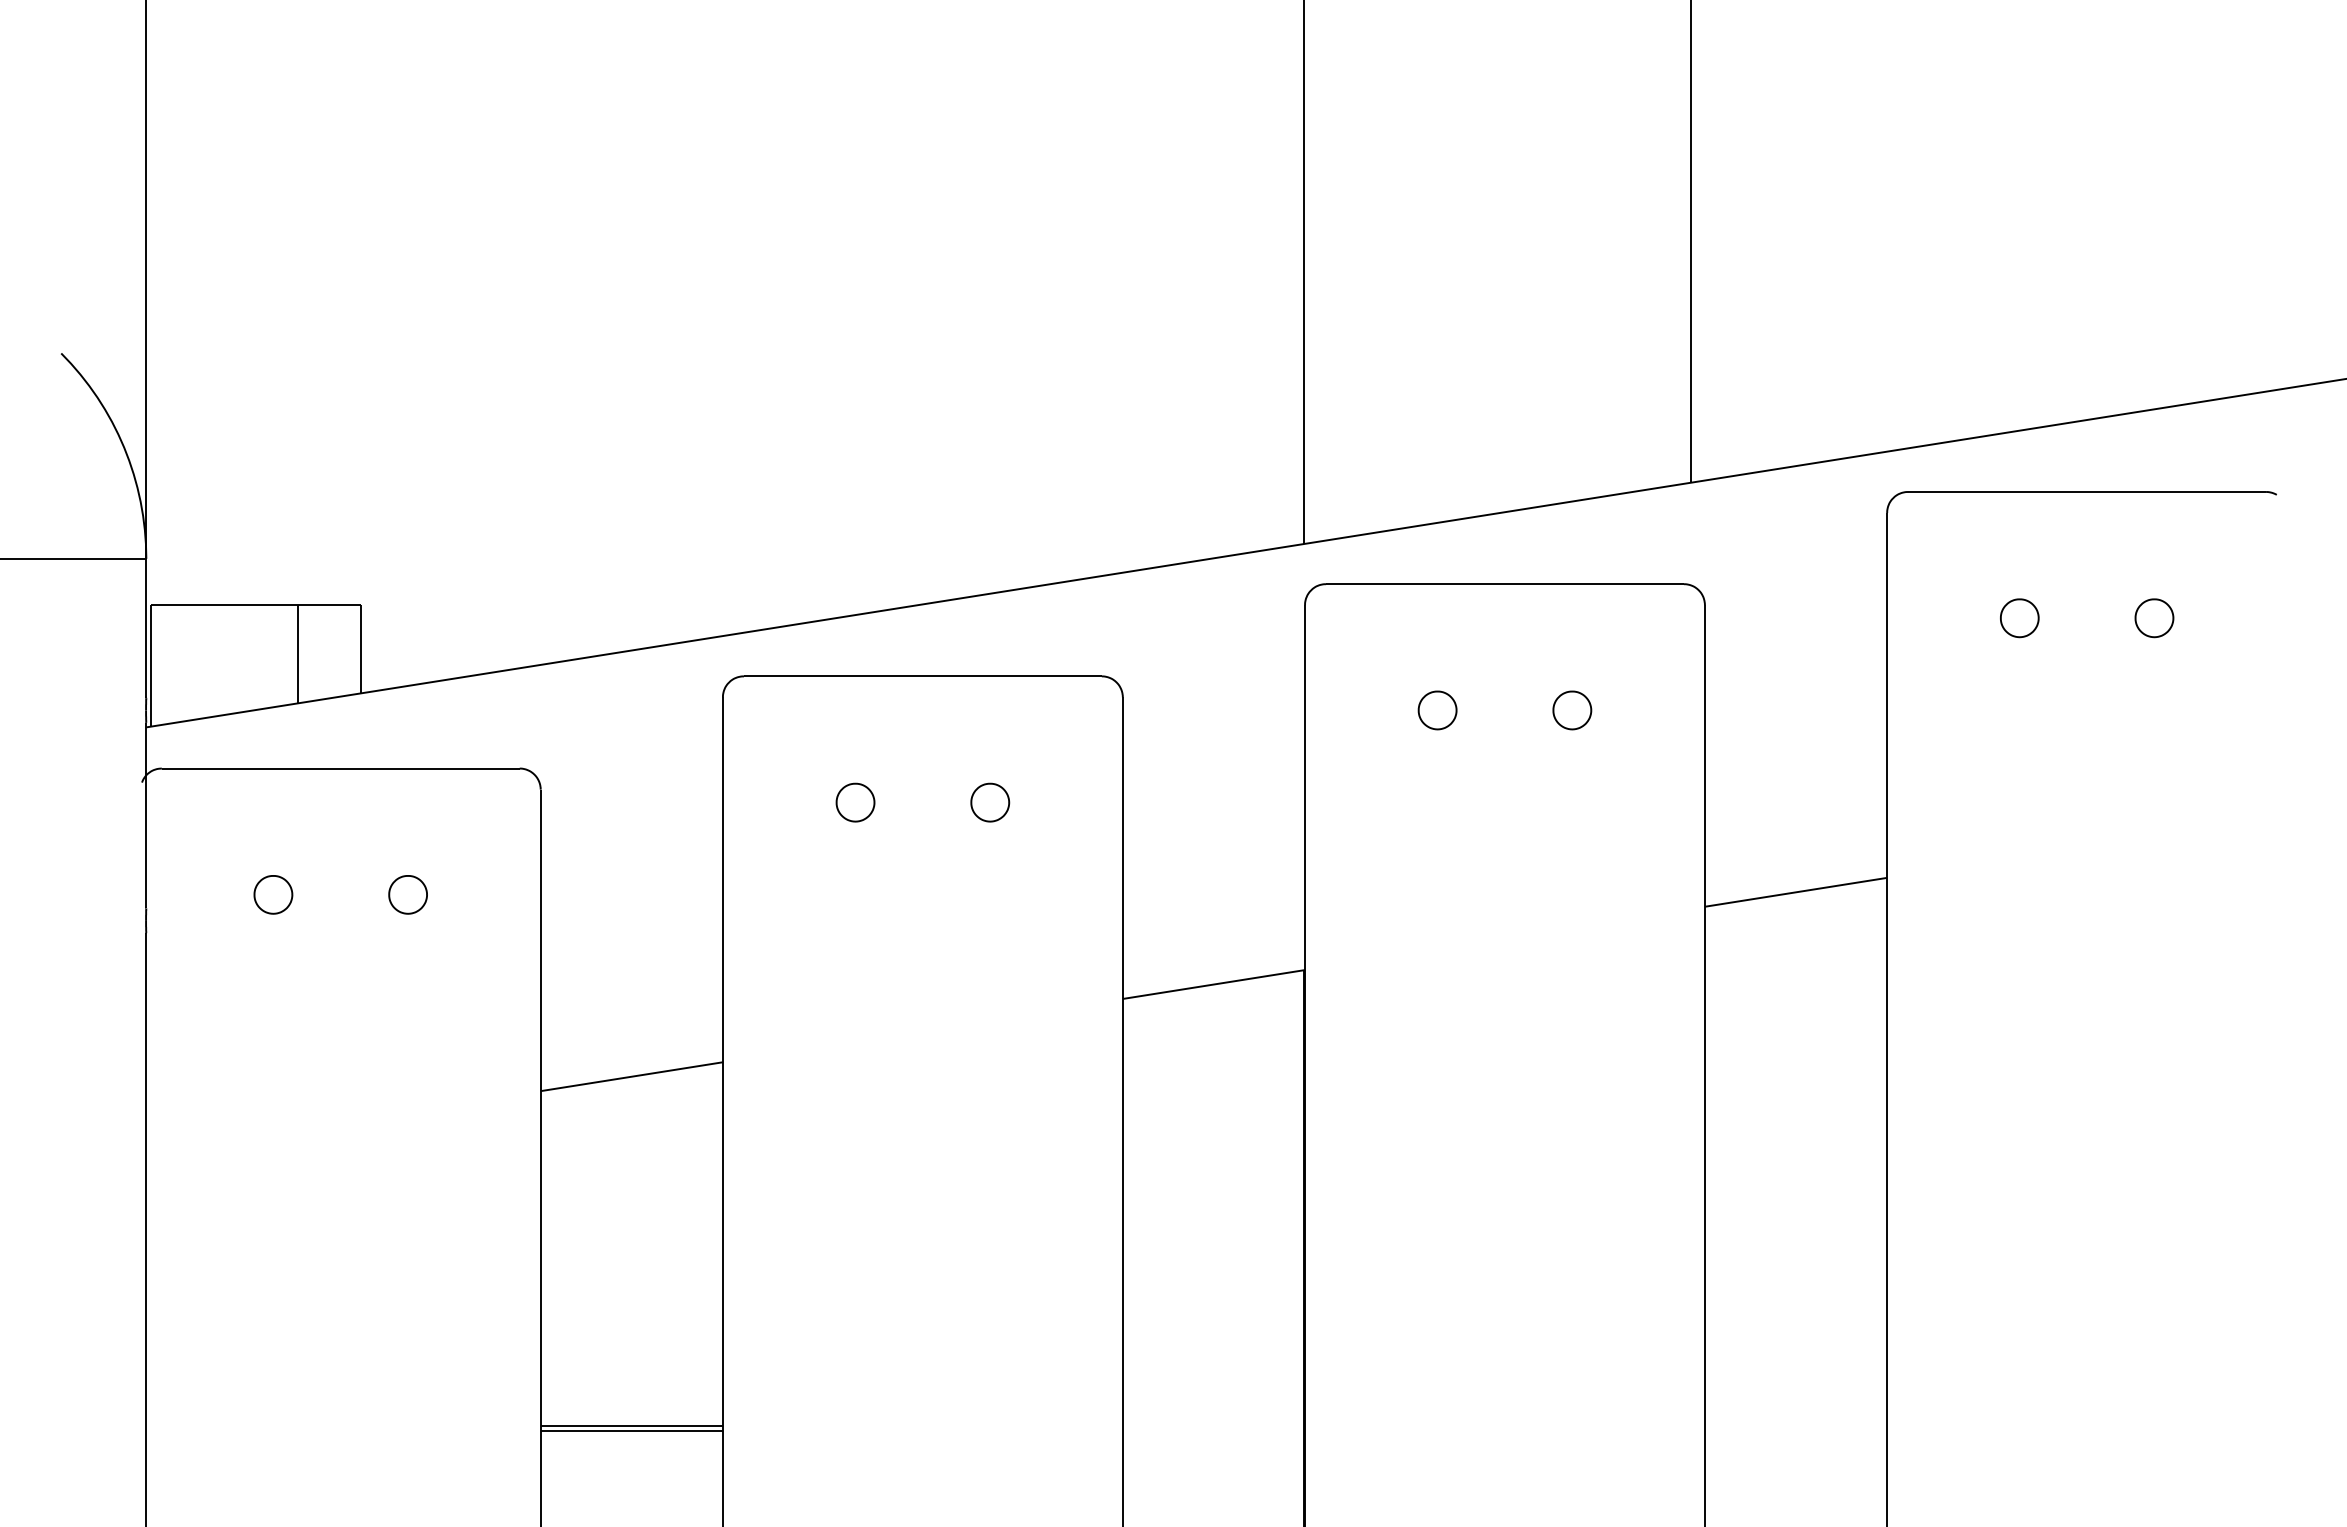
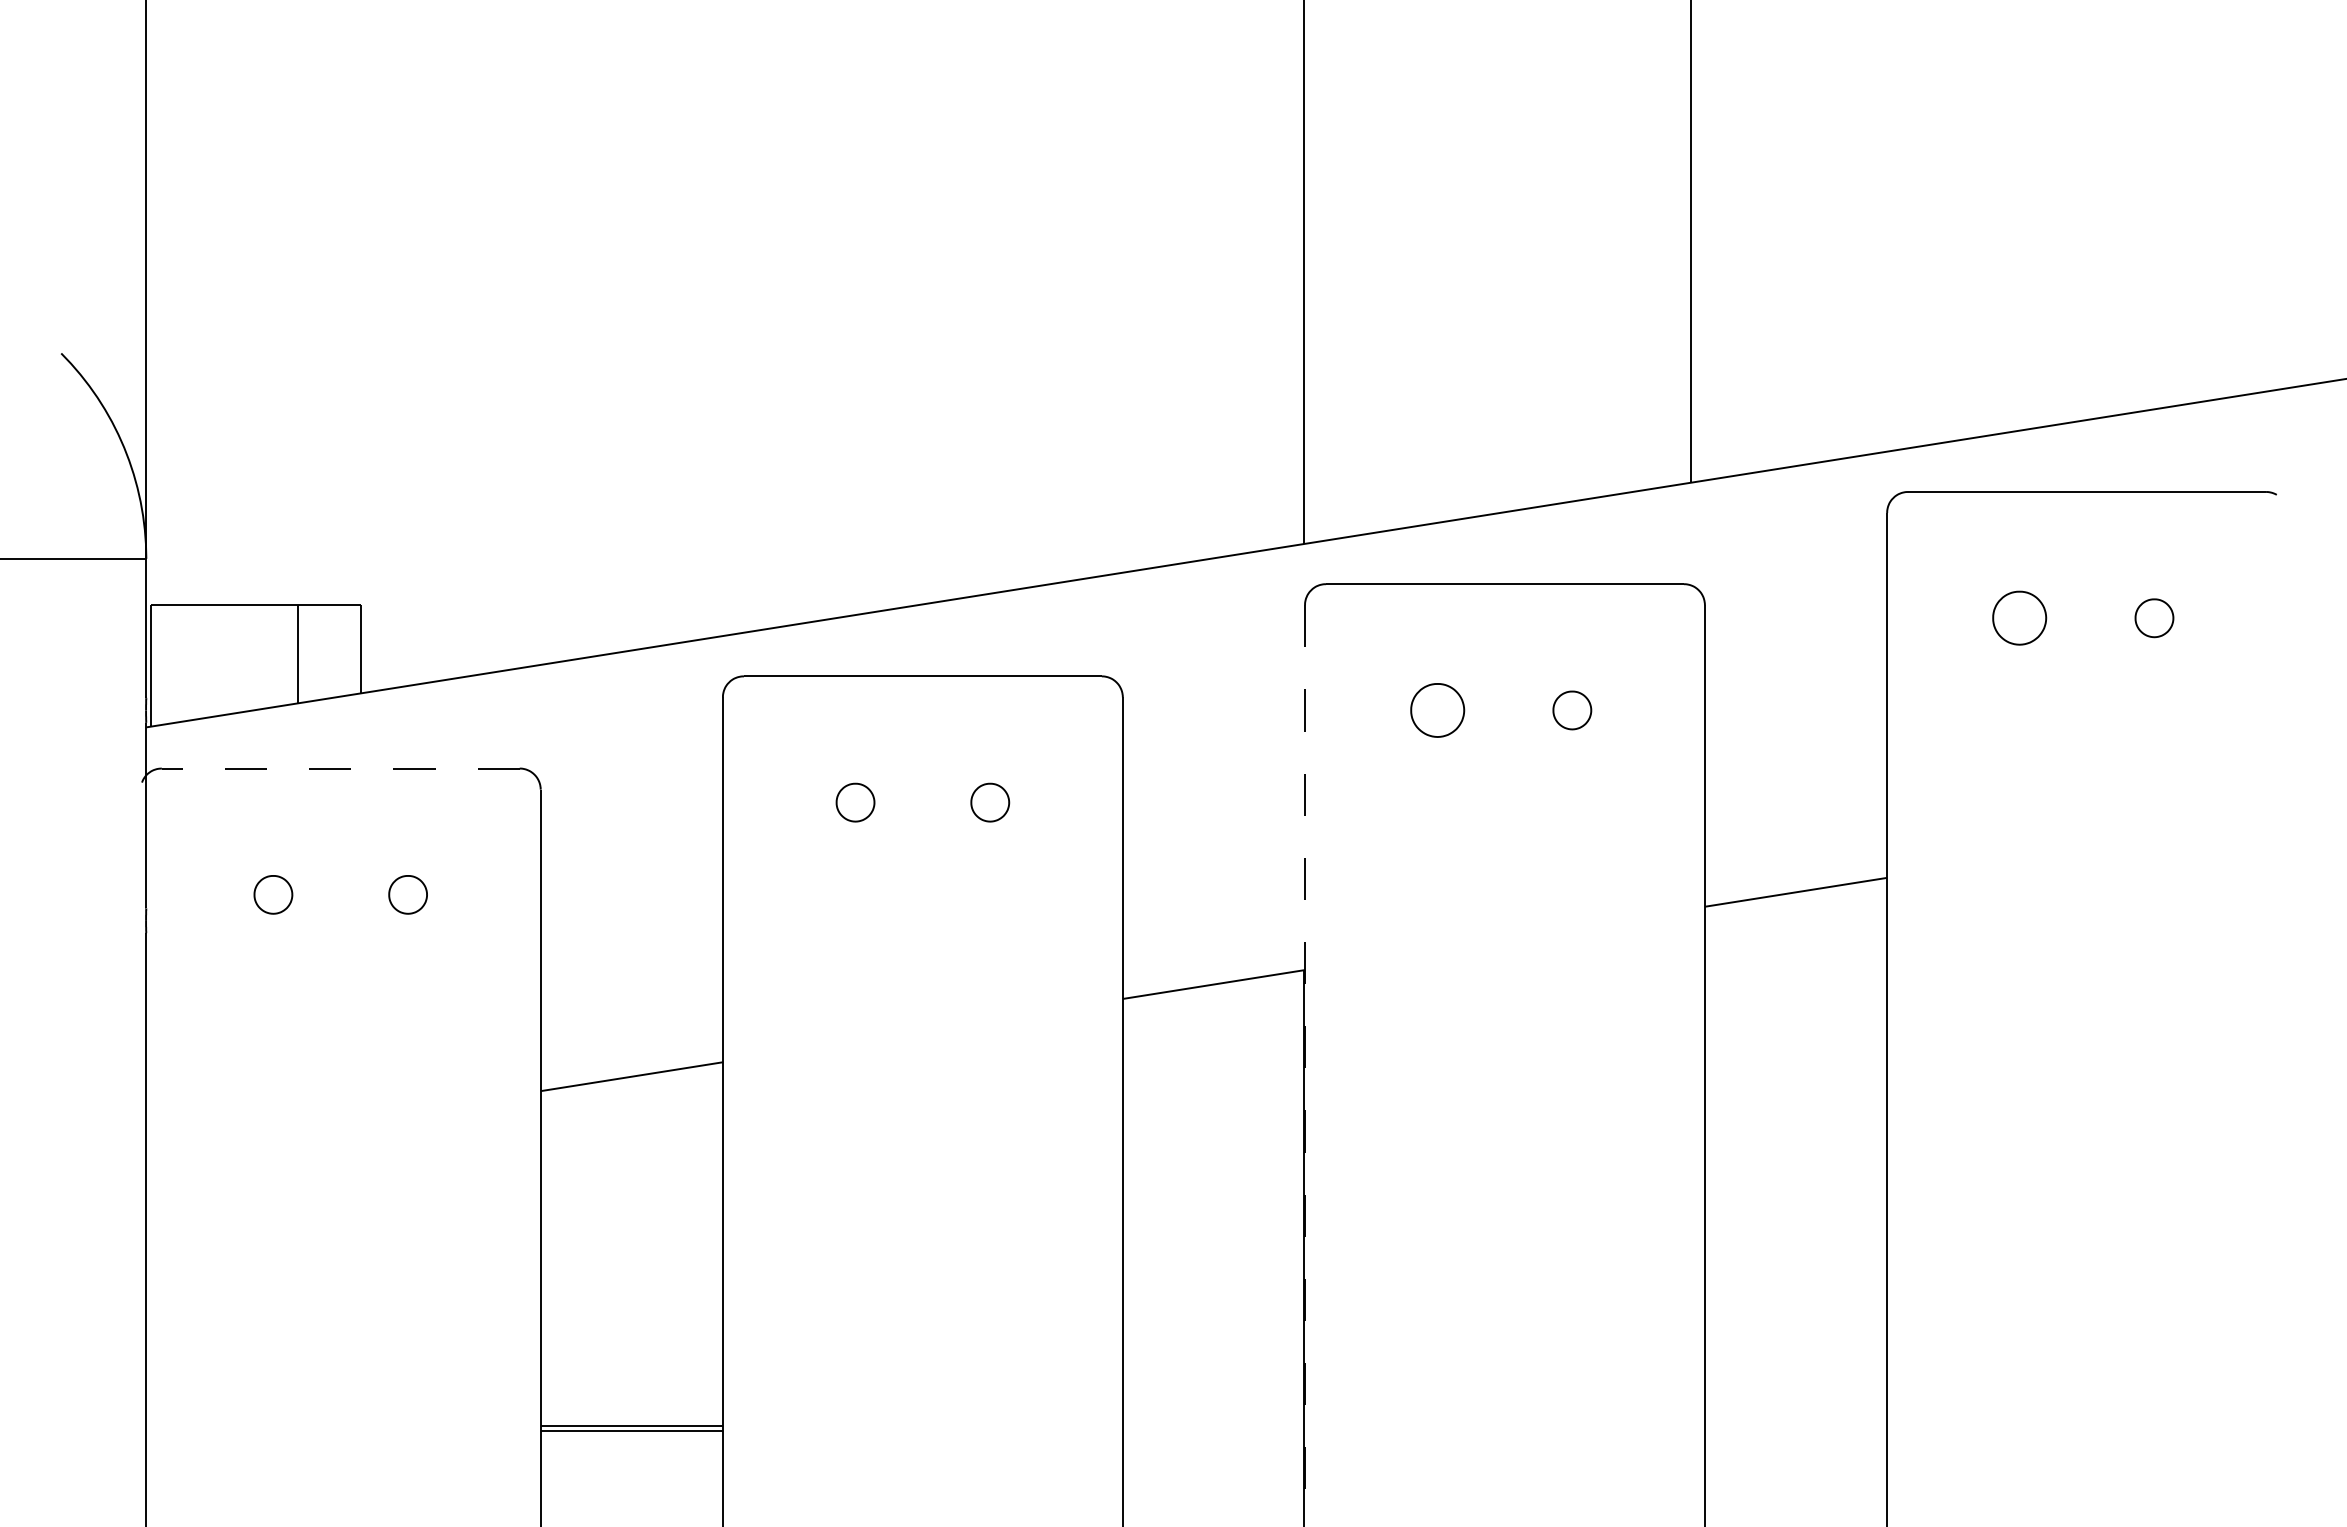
part size: 40x41 px -> 56x56 px (2019, 617)
part size: 41x41 px -> 56x55 px (1437, 710)
line: solid -> dashed (340, 768)
line: solid -> dashed (1305, 1066)
